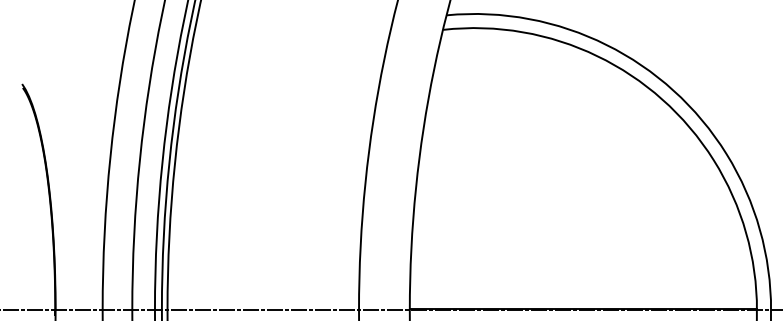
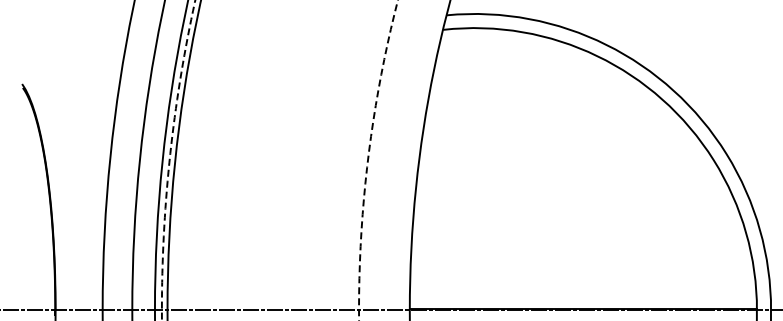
circle: solid -> dashed (178, 160)
circle: solid -> dashed (378, 160)
